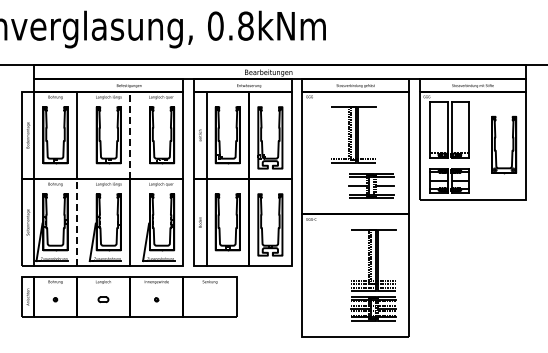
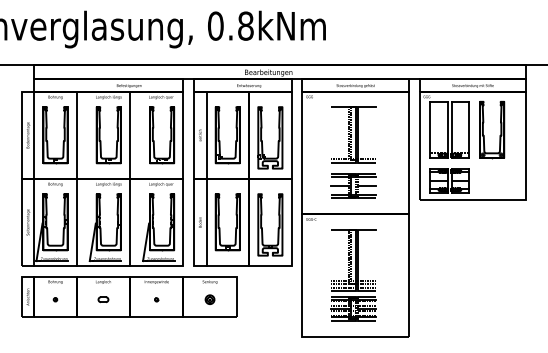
line: dashed -> solid (130, 135)
part position: (512, 144) -> (500, 129) (500, 129)
part position: (371, 185) -> (353, 185) (353, 185)
line: dashed -> solid (76, 222)
part position: (373, 275) -> (353, 275) (353, 275)
part: none -> present (209, 299)
